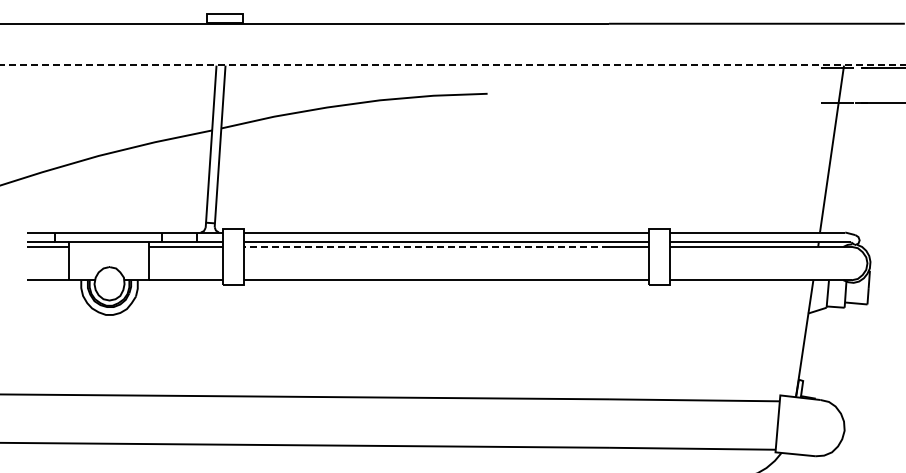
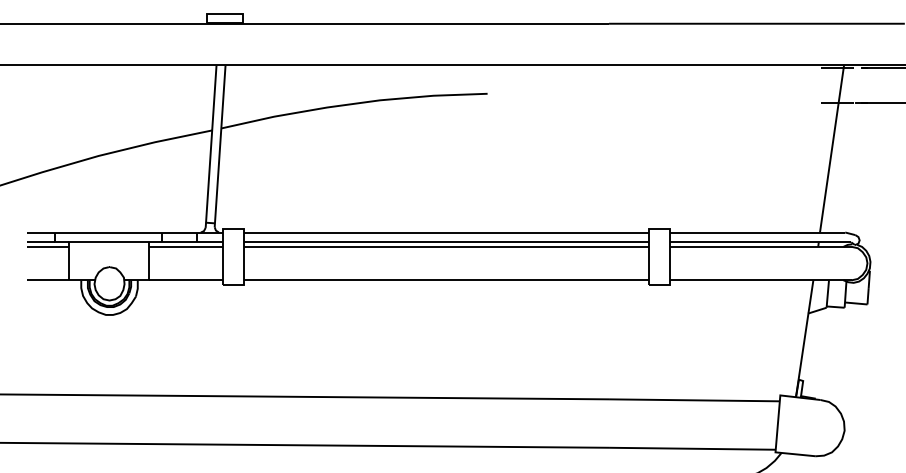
line: dashed -> solid (454, 64)
line: dashed -> solid (426, 246)
